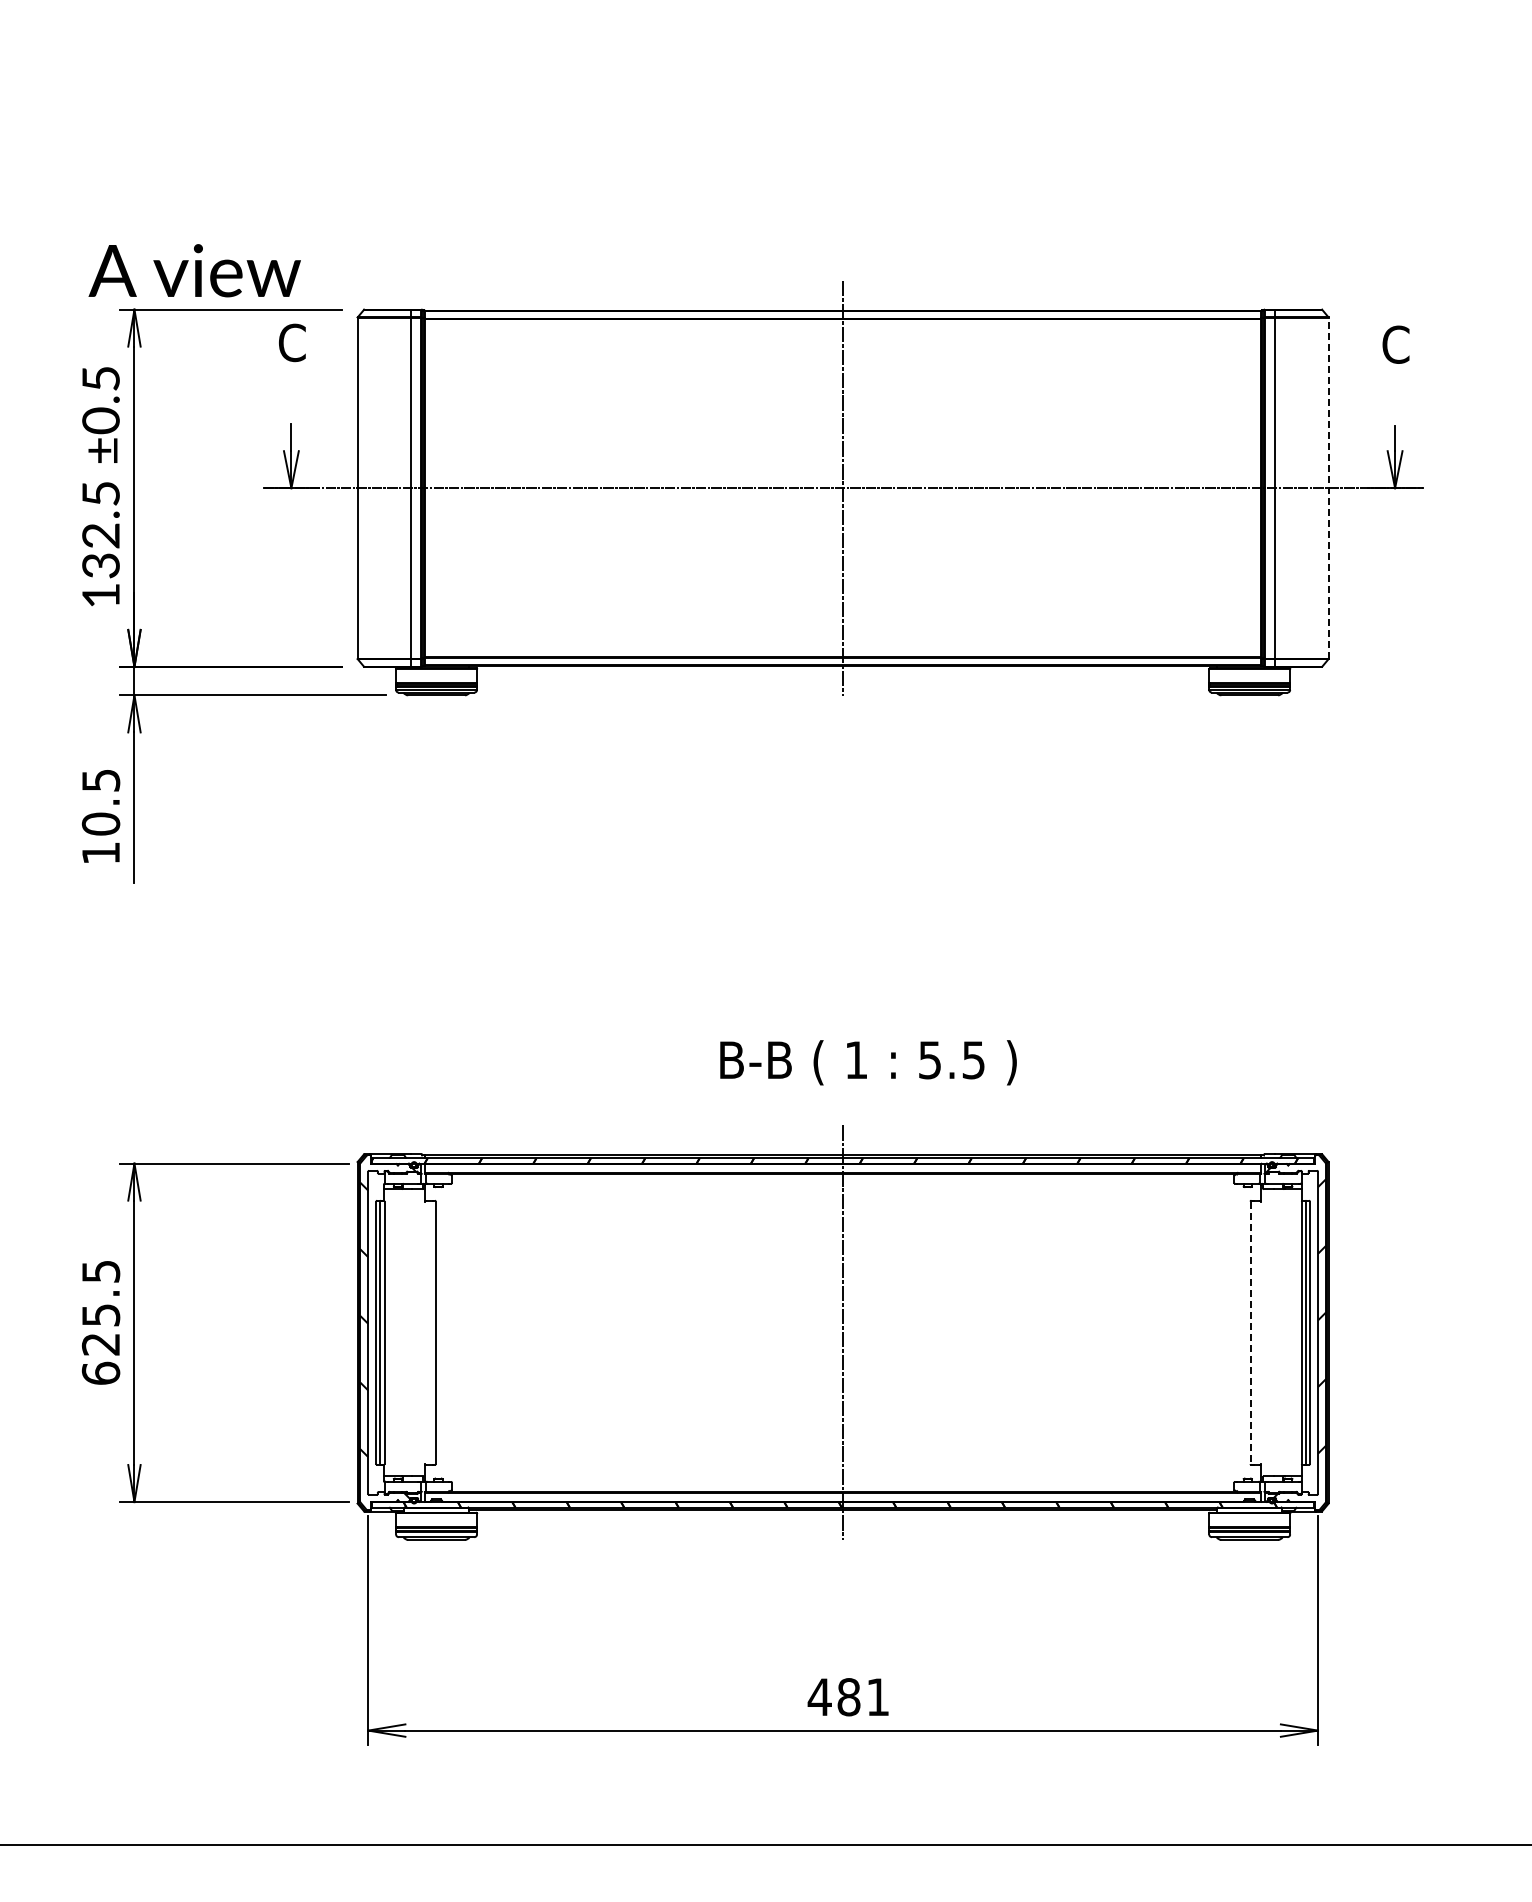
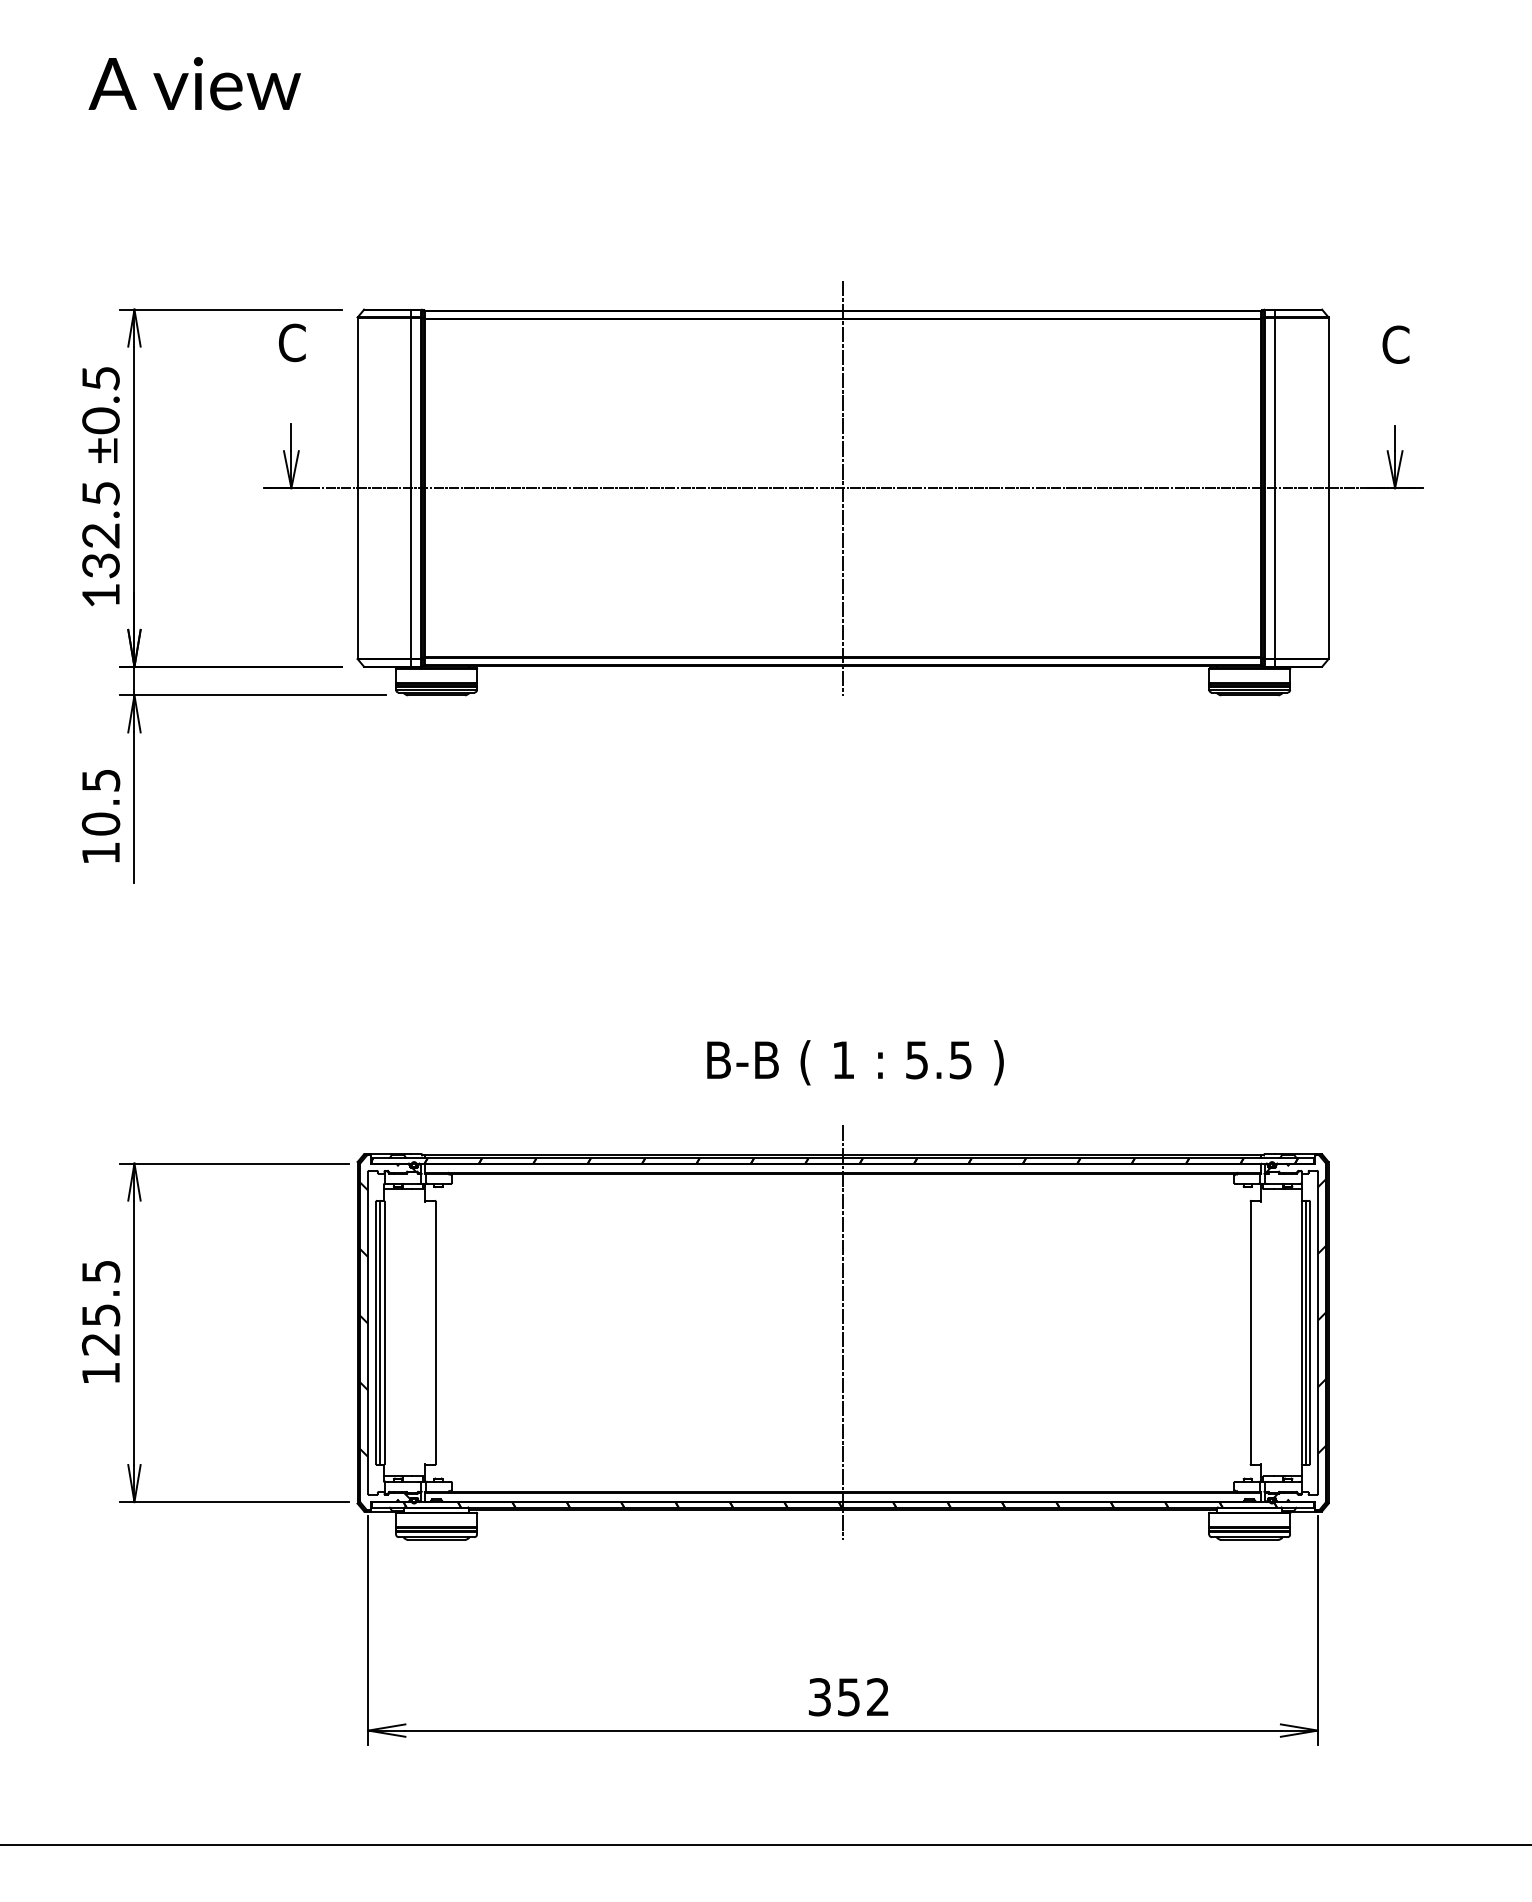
text position: (194, 270) -> (194, 83) (194, 83)
line: dashed -> solid (1328, 487)
text position: (868, 1062) -> (855, 1062) (855, 1062)
line: dashed -> solid (1250, 1333)
text: 625.5 -> 125.5 (100, 1372)
text: 481 -> 352 (847, 1697)
